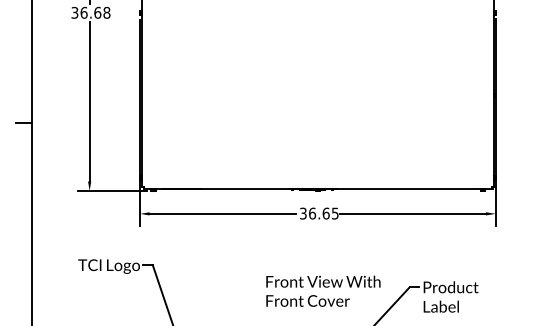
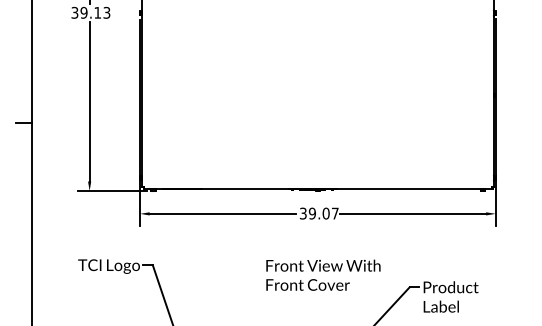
text: 36.68 -> 39.13 (95, 12)
text: 36.65 -> 39.07 (323, 213)
text position: (323, 290) -> (323, 274) (323, 274)
